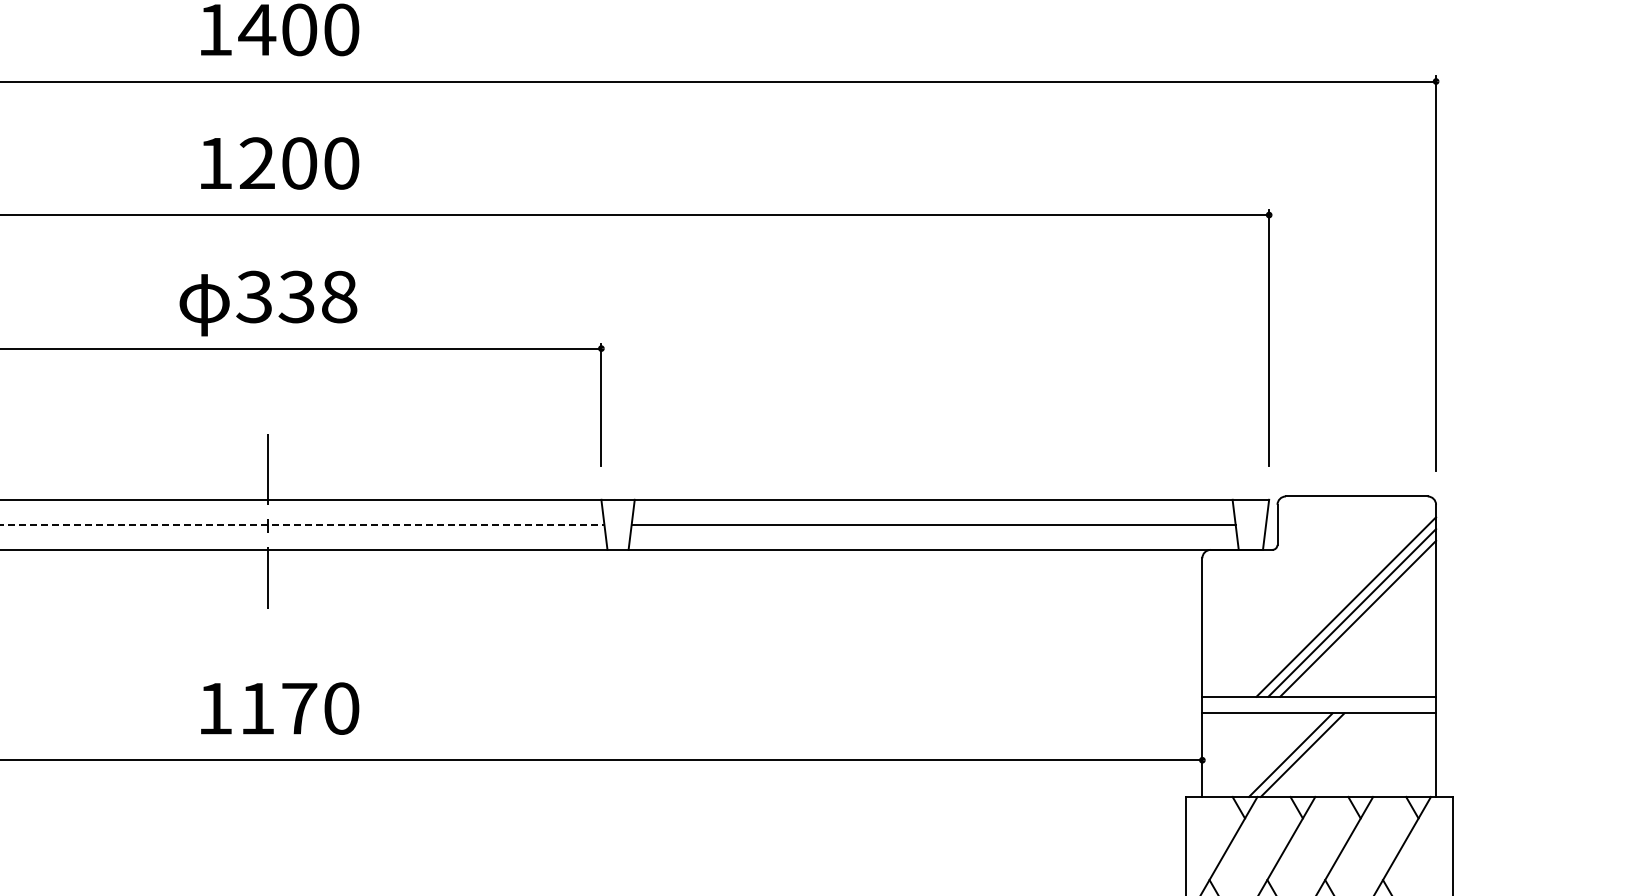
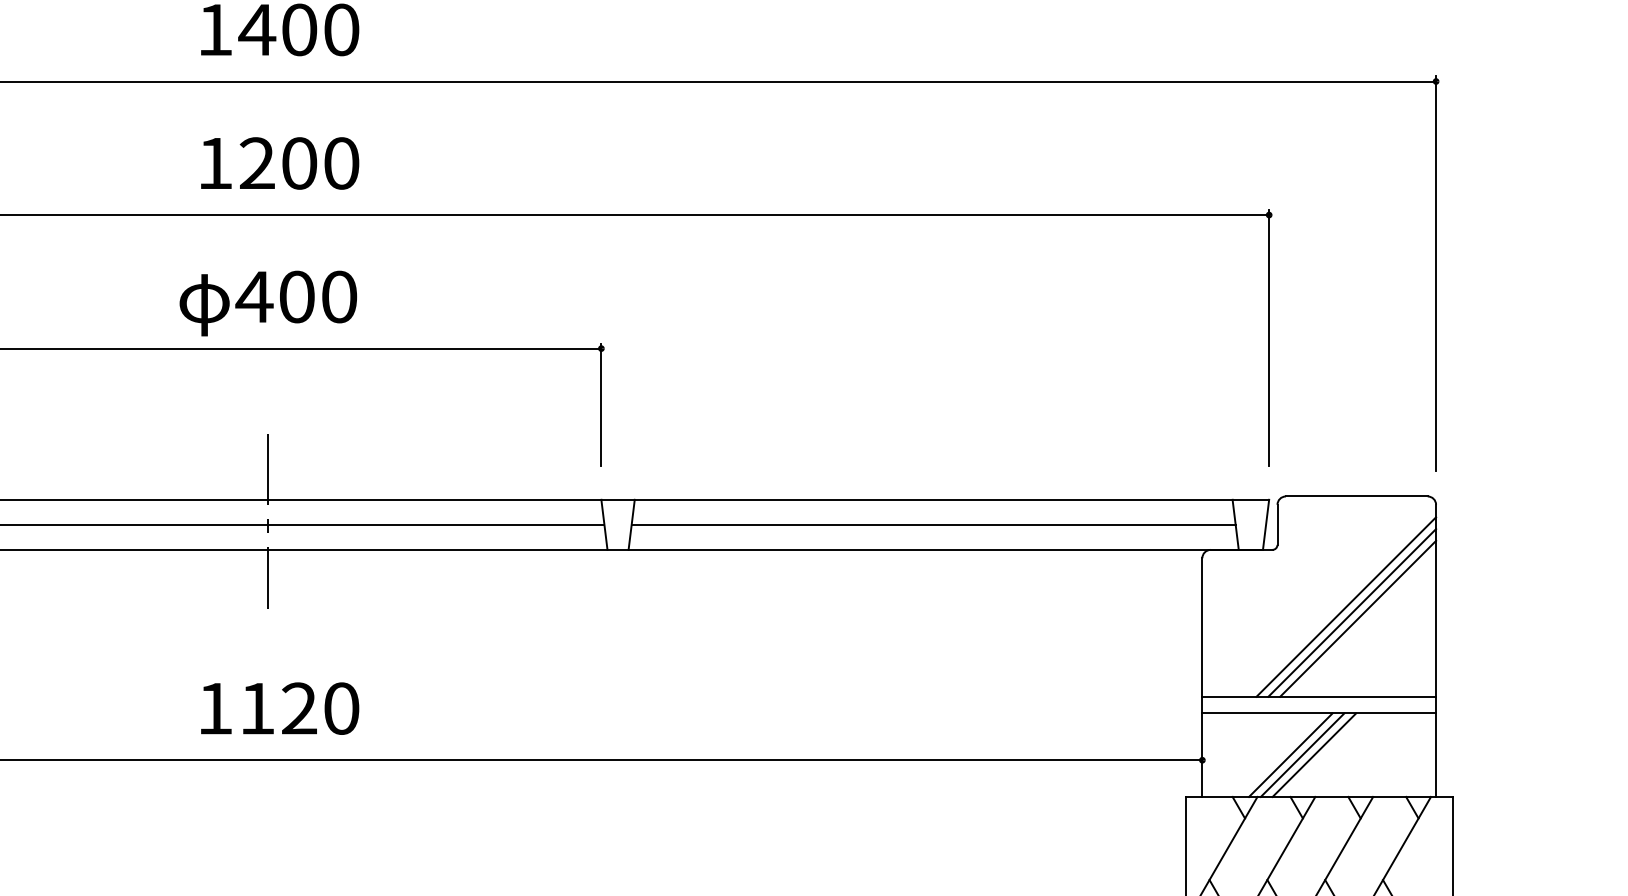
text: 338 -> 400 (296, 296)
line: dashed -> solid (302, 524)
text: 1170 -> 1120 (299, 708)
line: none -> present (1314, 754)
